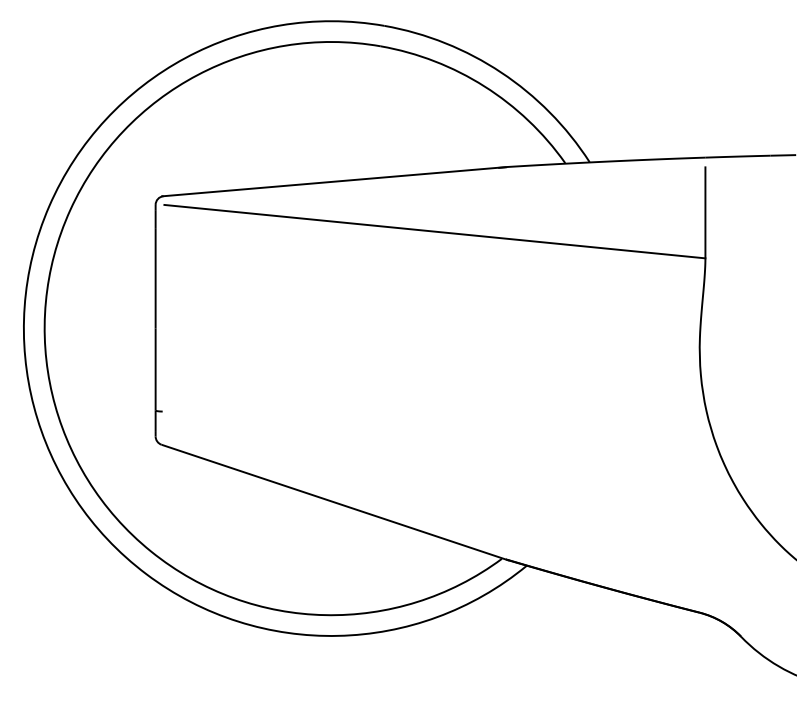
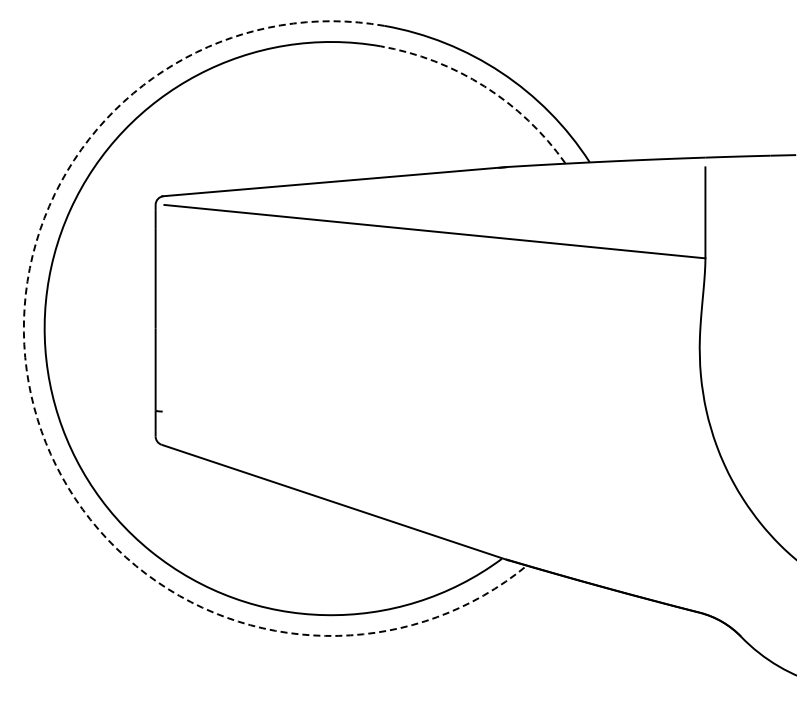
arc: solid -> dashed (484, 86)
arc: solid -> dashed (34, 407)
